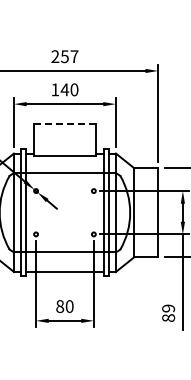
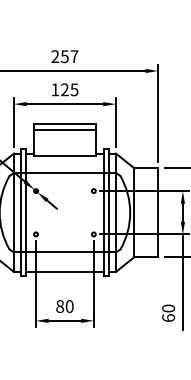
text: 140 -> 125 (69, 89)
line: dashed -> solid (65, 123)
line: none -> present (64, 129)
text: 89 -> 60 (168, 312)
